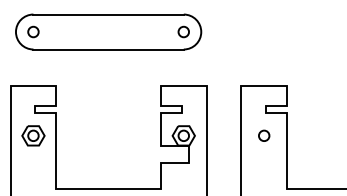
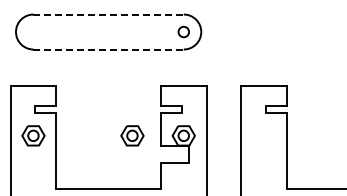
line: solid -> dashed (109, 14)
circle: present -> none (33, 31)
line: solid -> dashed (109, 49)
part: none -> present (132, 135)
circle: present -> none (264, 135)
